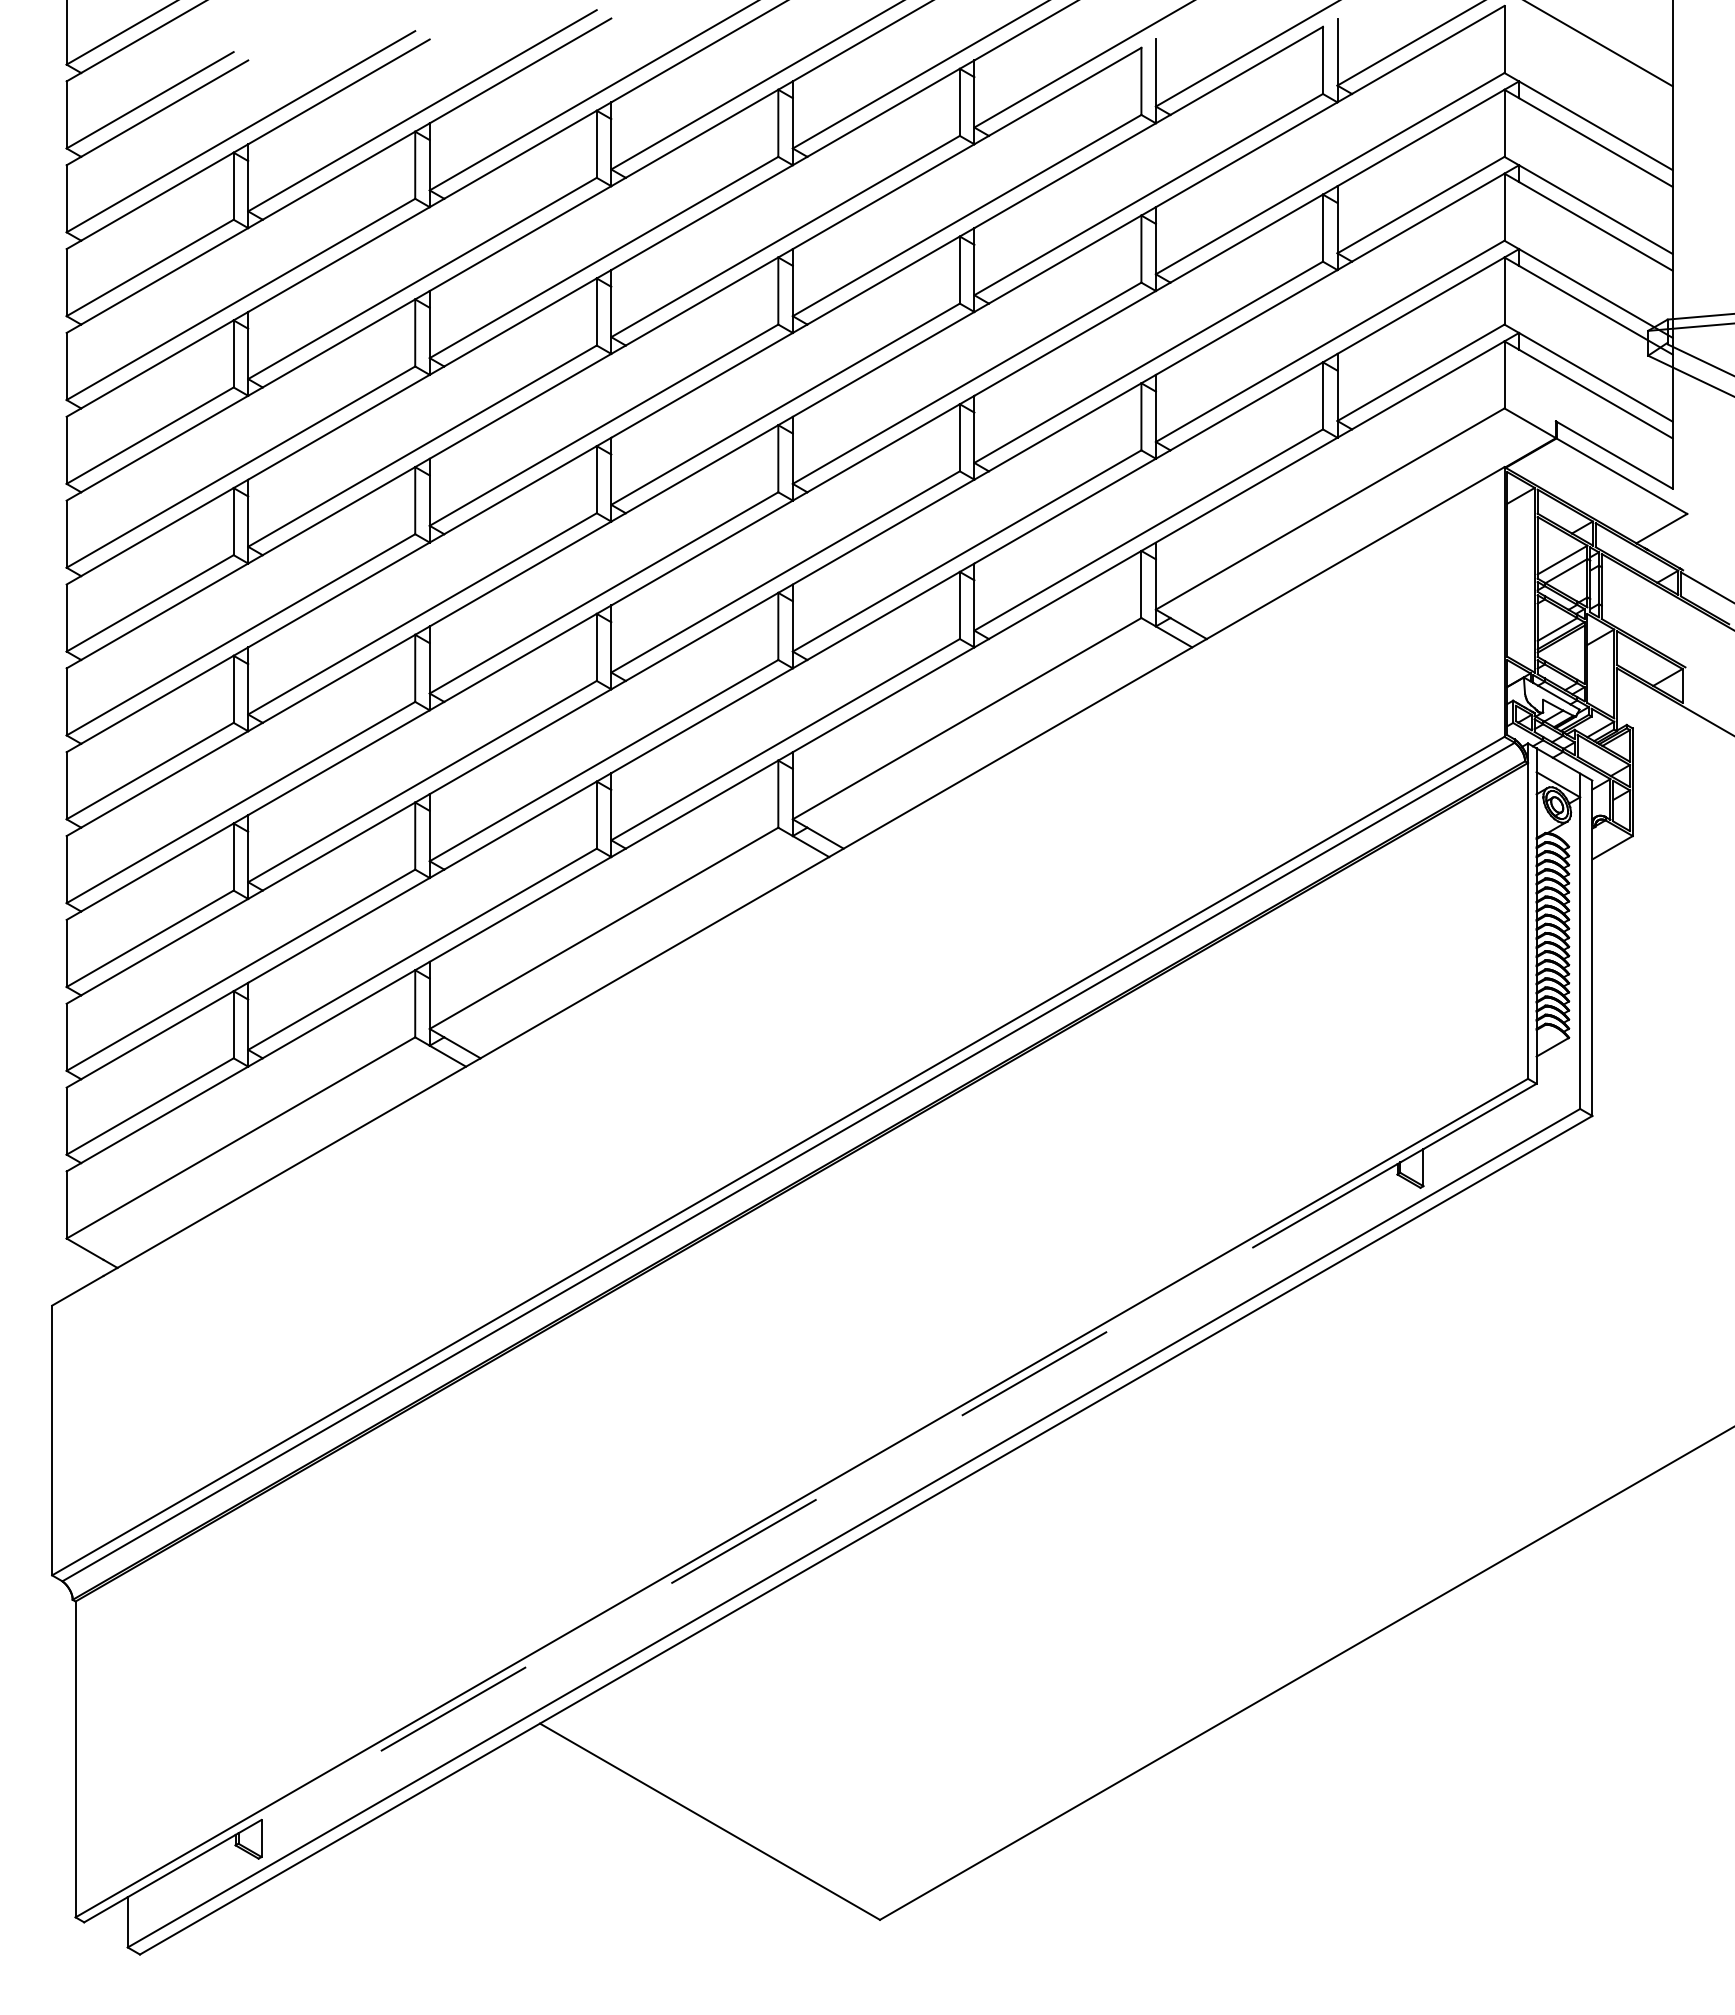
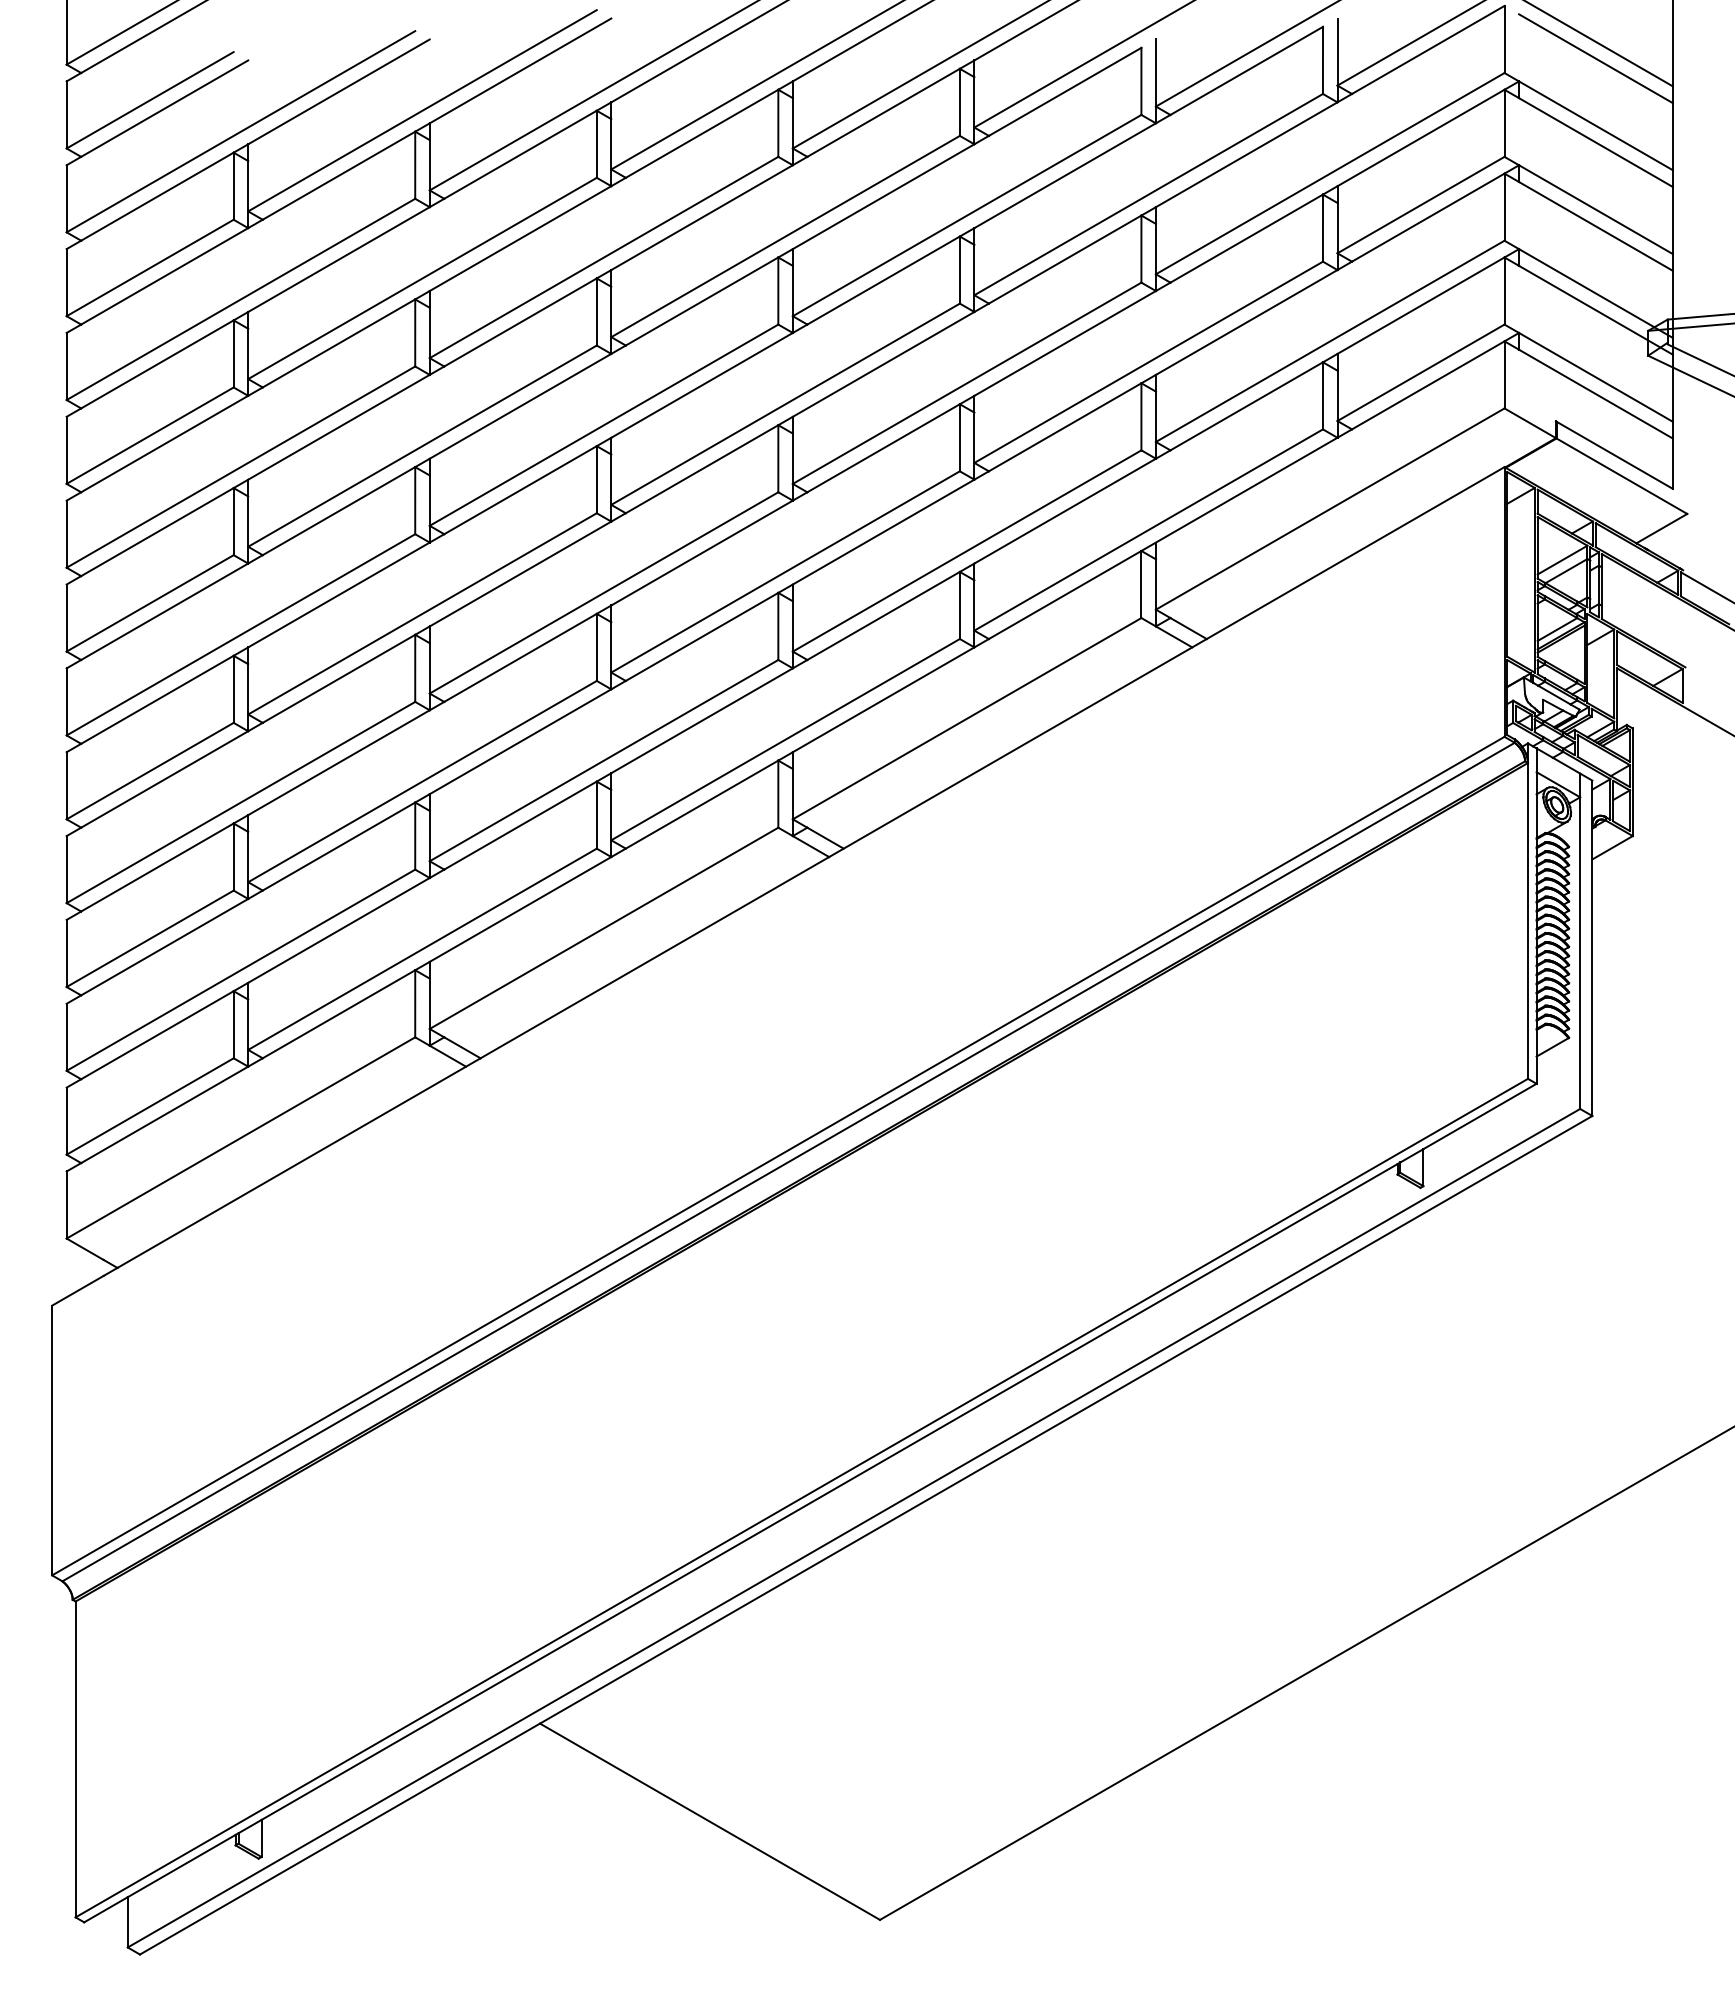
line: none -> present (1595, 58)
line: dashed -> solid (829, 1492)
